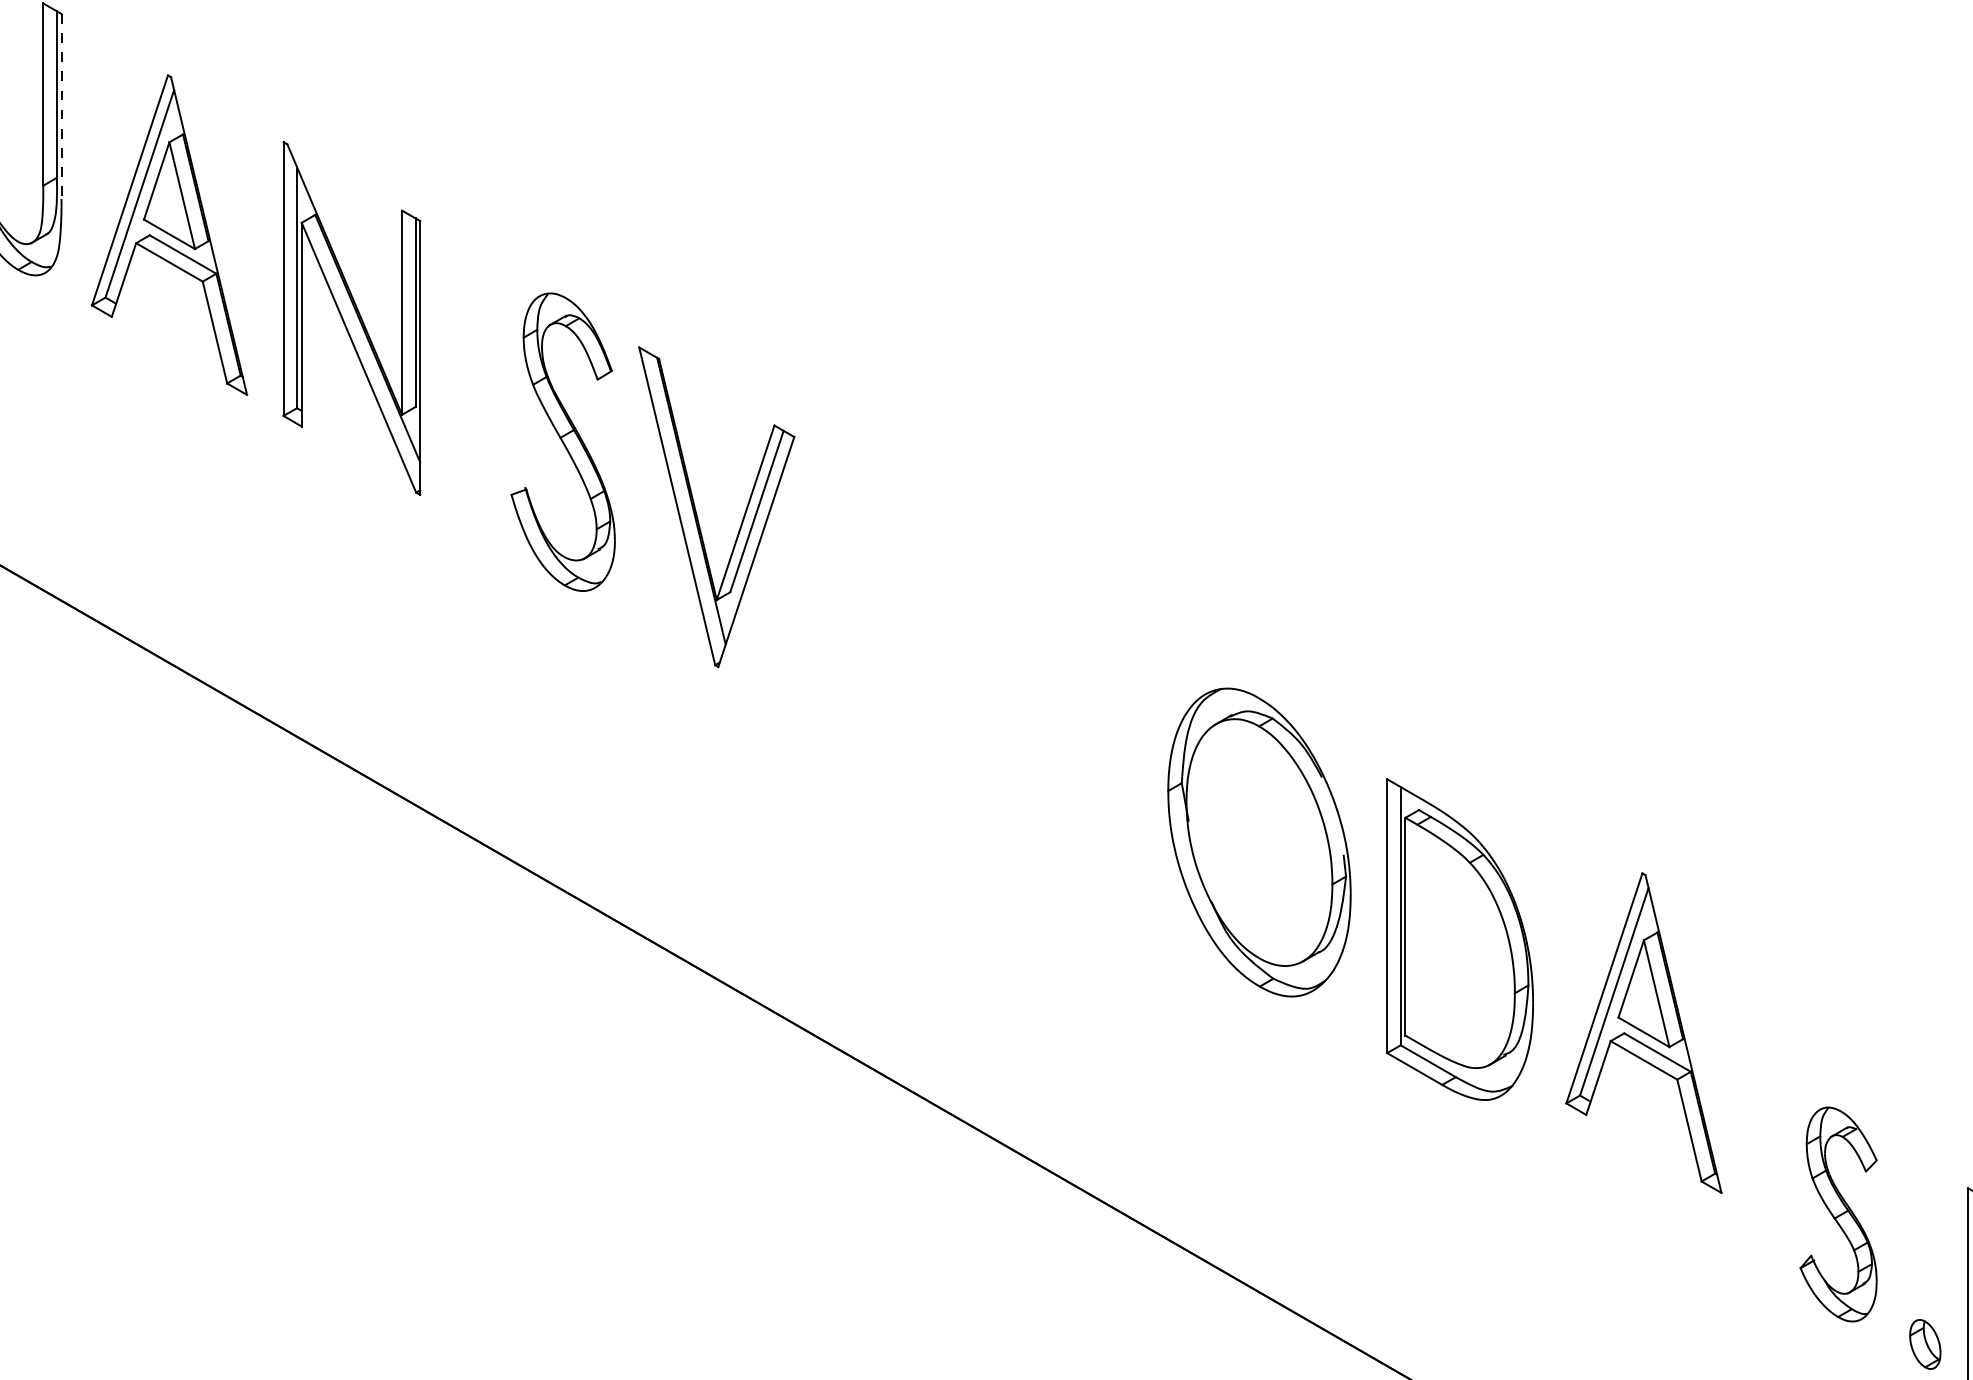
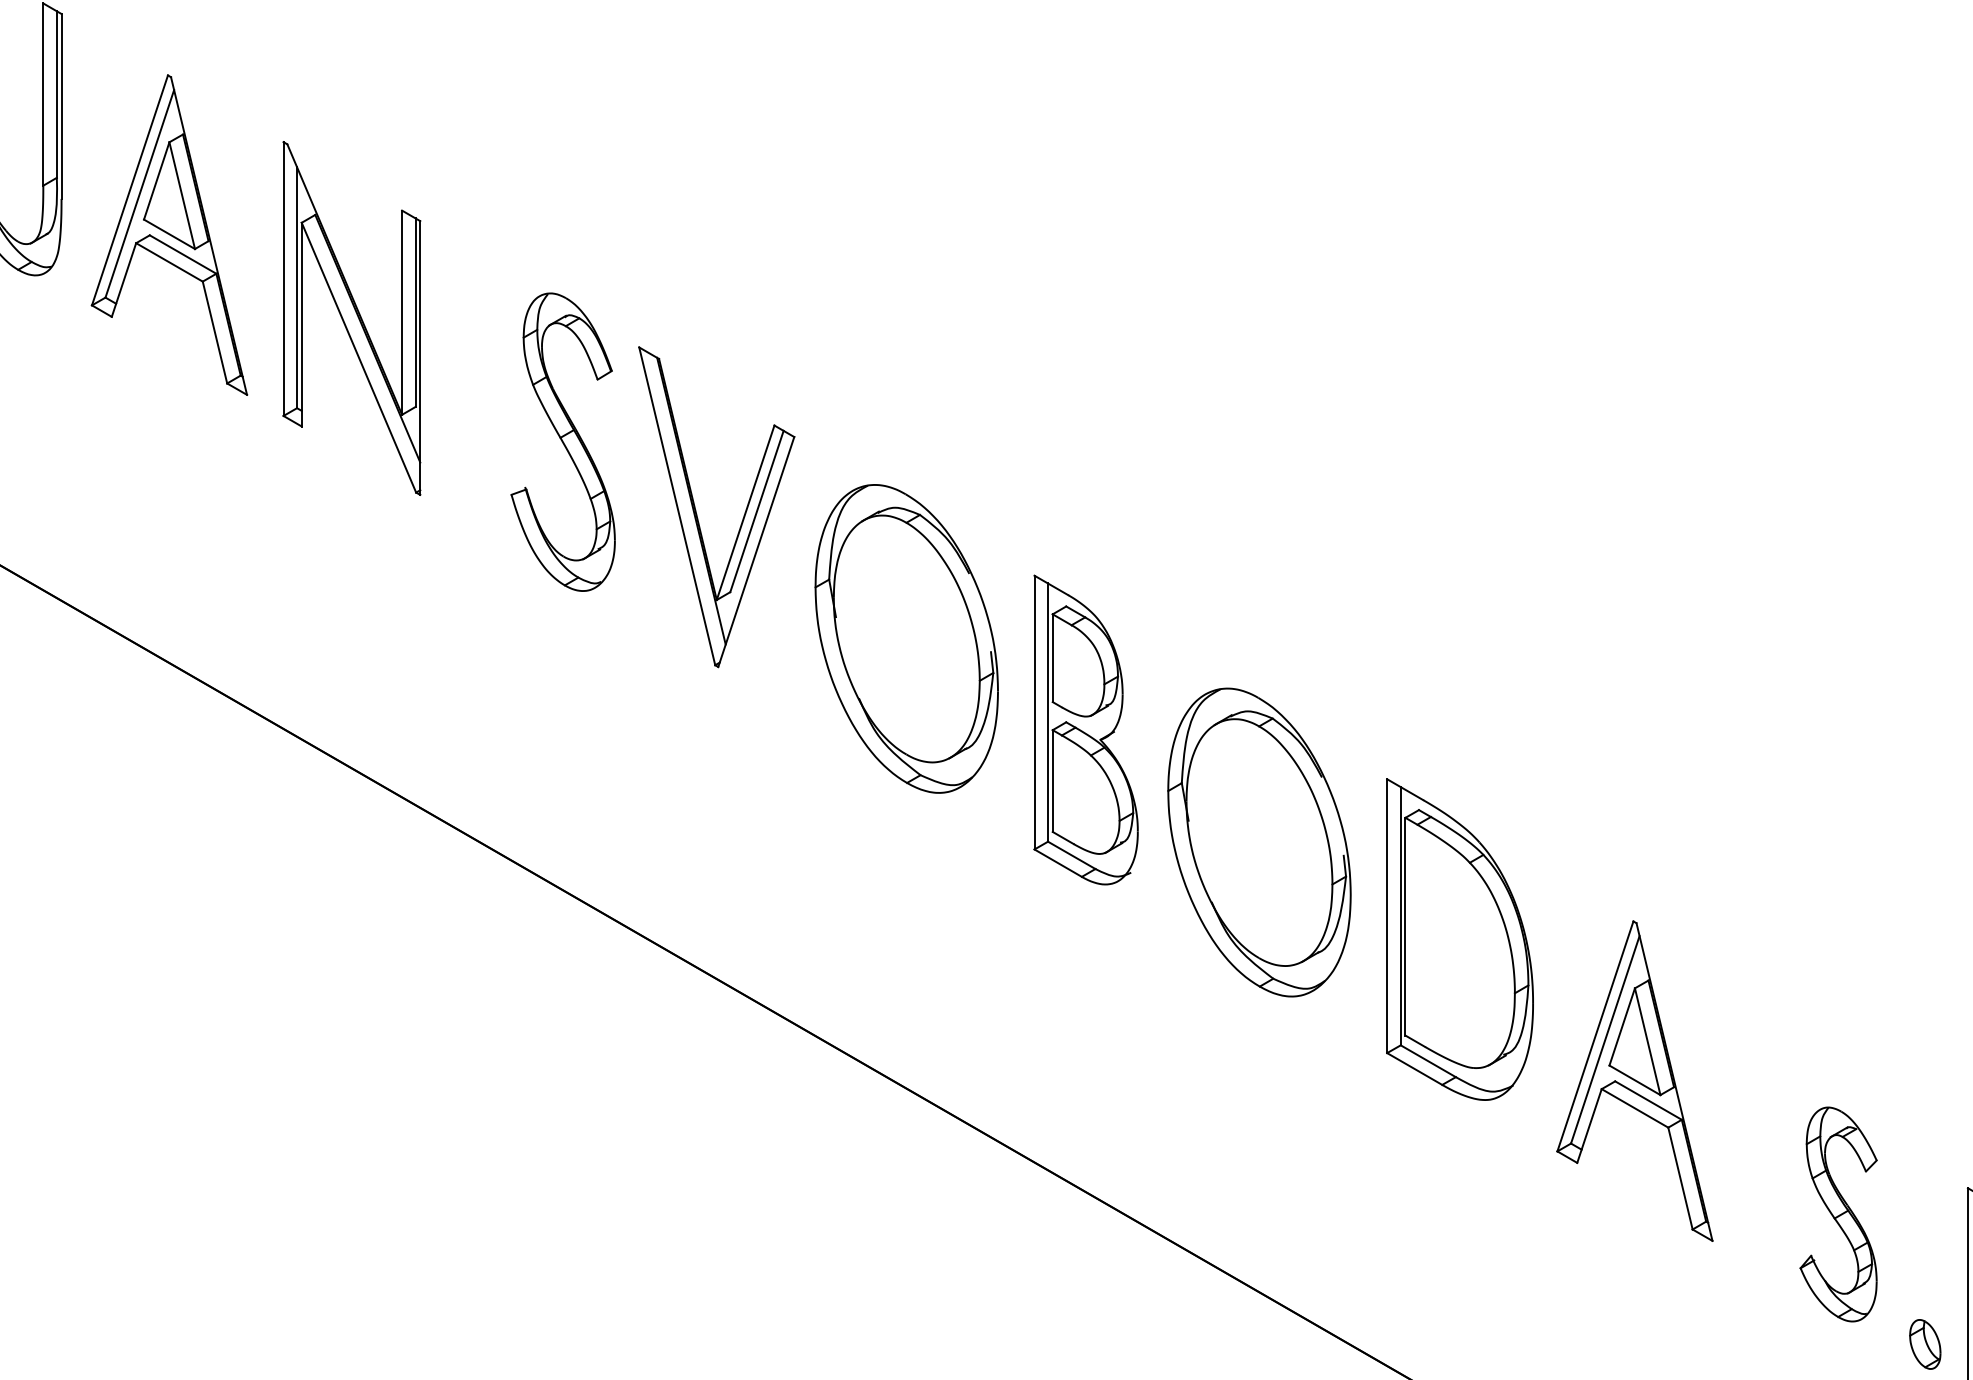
line: dashed -> solid (61, 106)
part: none -> present (906, 638)
part: none -> present (1085, 729)
part position: (1643, 1032) -> (1634, 1080) (1634, 1080)
